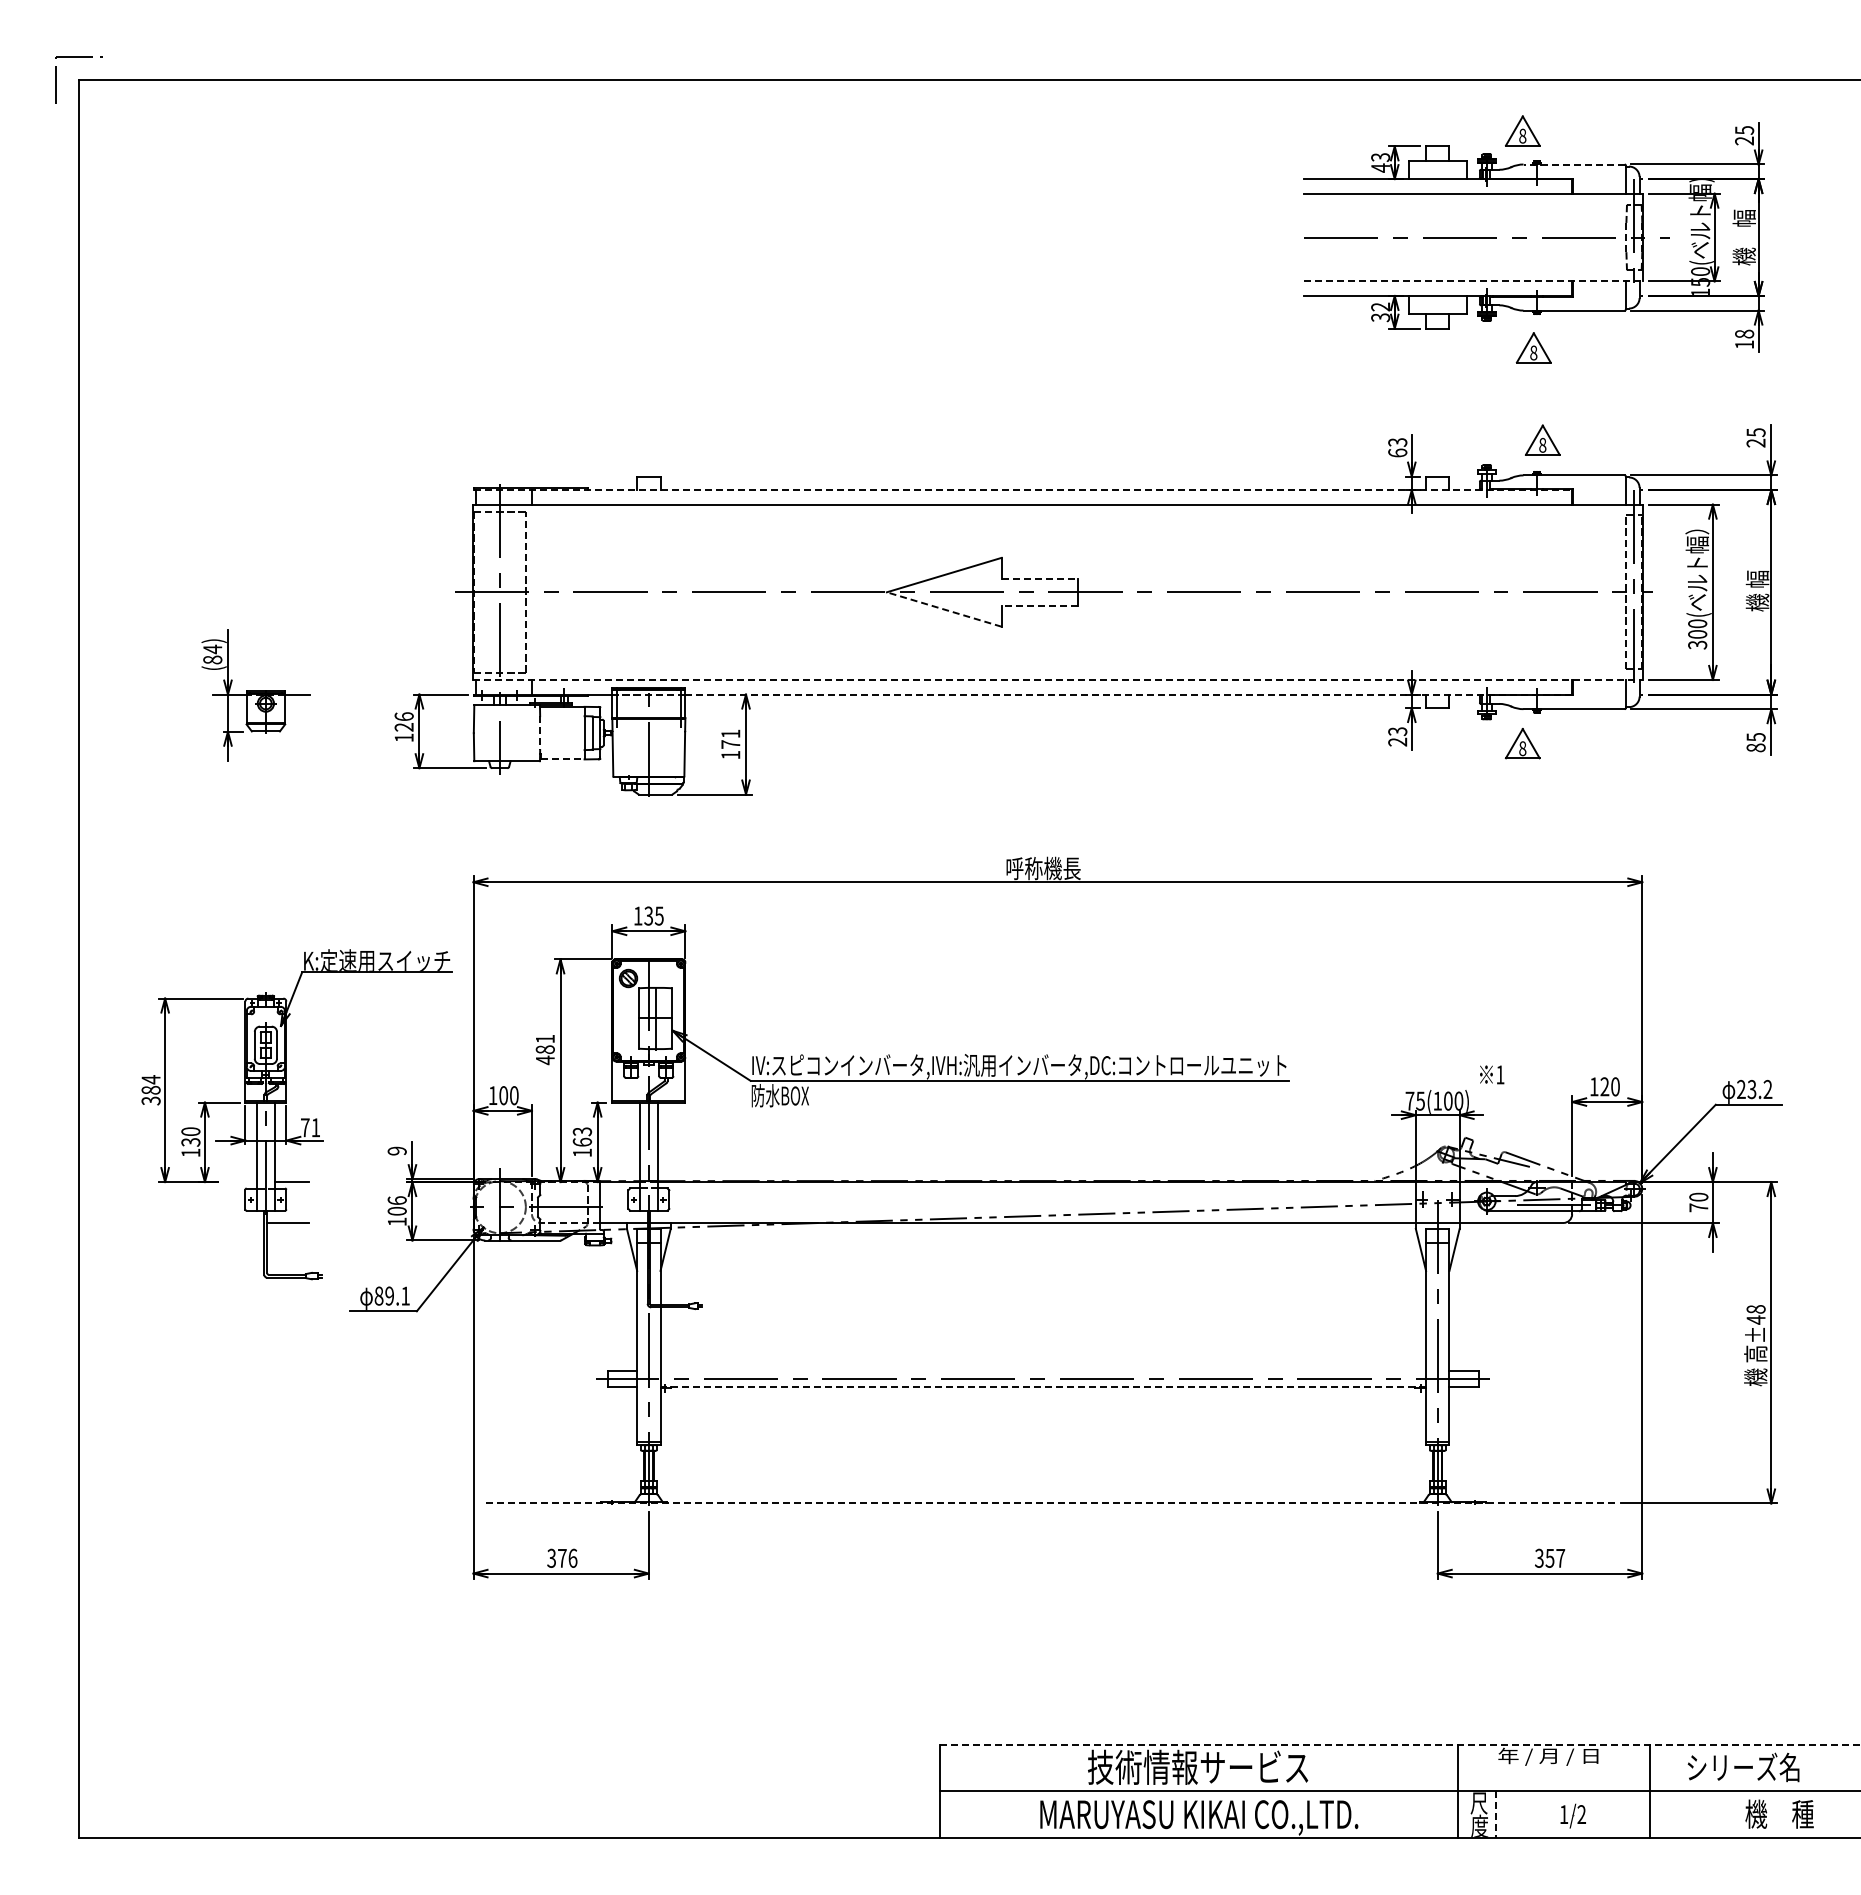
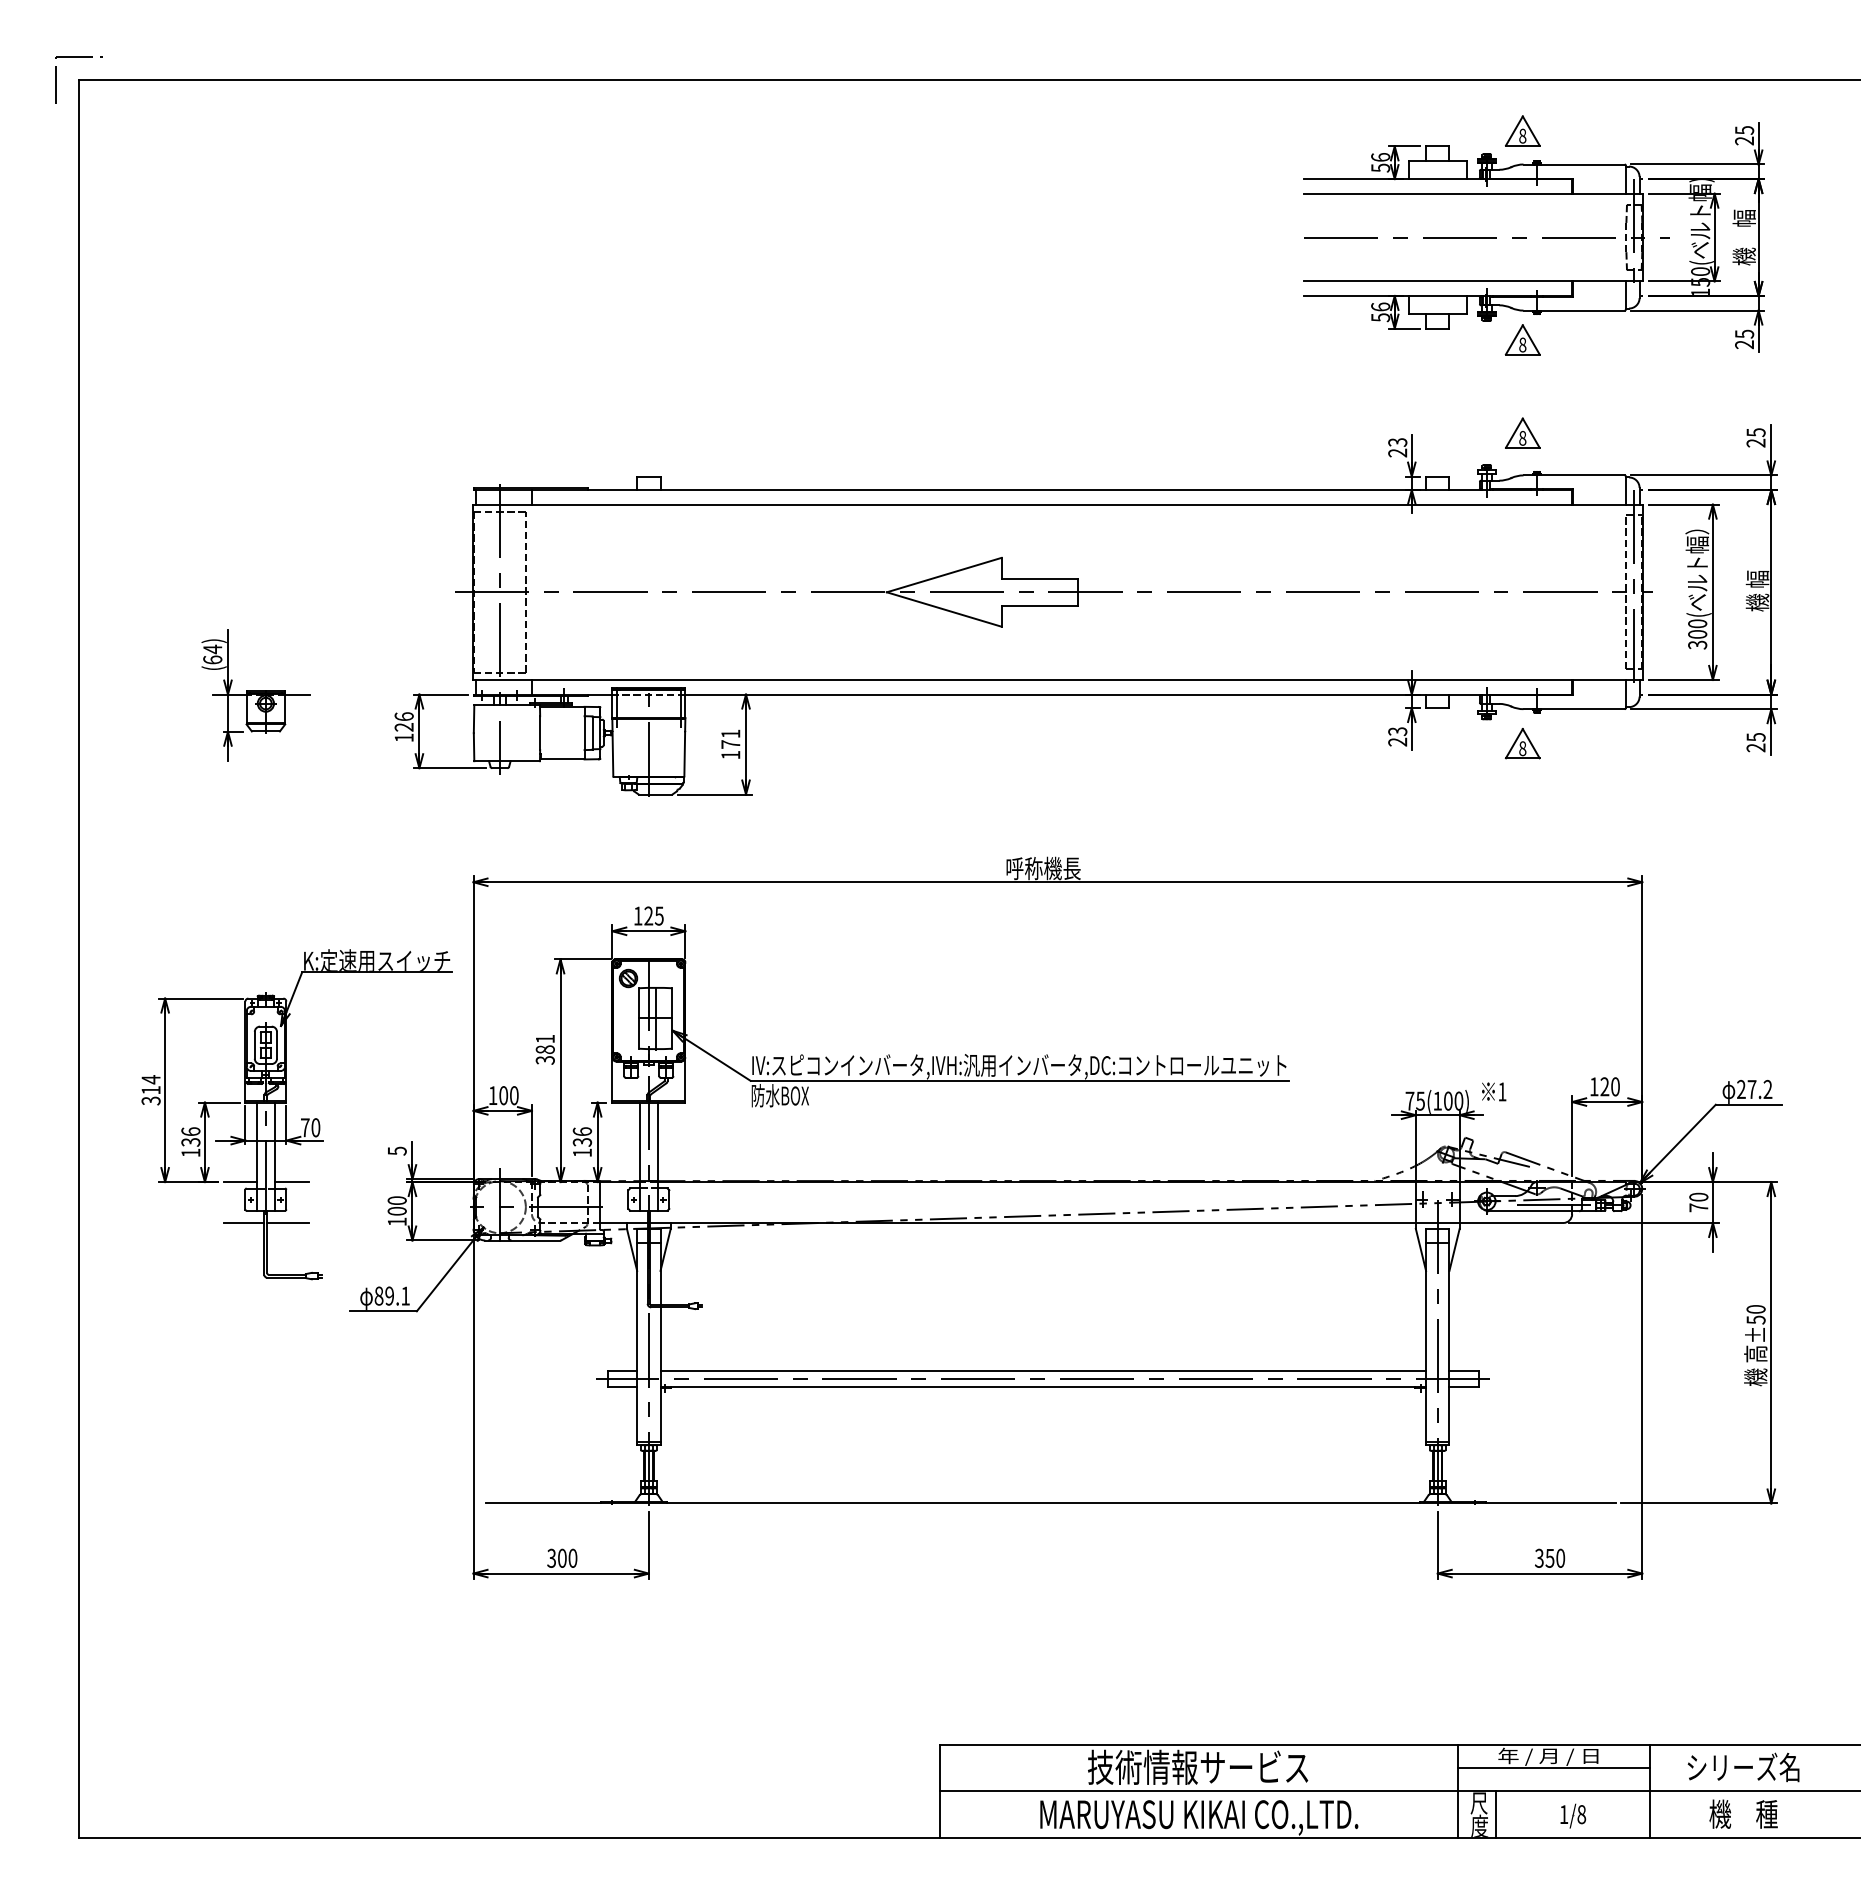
text: 43 -> 56 (1380, 162)
line: dashed -> solid (1574, 164)
line: dashed -> solid (1473, 281)
text: 32 -> 56 (1380, 311)
text: 18 -> 25 (1744, 339)
part position: (1533, 347) -> (1522, 339) (1522, 339)
part position: (1542, 439) -> (1522, 432) (1522, 432)
text: 63 -> 23 (1397, 452)
line: dashed -> solid (1023, 490)
line: dashed -> solid (1040, 578)
line: dashed -> solid (1039, 606)
line: dashed -> solid (944, 609)
text: (84) -> (64) (212, 659)
line: dashed -> solid (1058, 679)
line: dashed -> solid (1128, 694)
line: dashed -> solid (540, 733)
text: 85 -> 25 (1755, 747)
line: dashed -> solid (562, 759)
text: 135 -> 125 (648, 916)
text: 481 -> 381 (544, 1060)
text position: (1492, 1074) -> (1494, 1091) (1494, 1091)
text: 384 -> 314 (150, 1089)
text: 23.2 -> 27.2 (1751, 1089)
text: 71 -> 70 (315, 1127)
text: 130 -> 136 (190, 1131)
text: 163 -> 136 (582, 1136)
text: 9 -> 5 (396, 1150)
line: none -> present (240, 1182)
text: 106 -> 100 (396, 1200)
line: none -> present (243, 1222)
text: ±48 -> ±50 (1755, 1314)
line: none -> present (1043, 1370)
line: dashed -> solid (1043, 1386)
line: dashed -> solid (1050, 1503)
text: 376 -> 300 (567, 1557)
text: 357 -> 350 (1560, 1557)
line: dashed -> solid (1400, 1744)
line: none -> present (1554, 1767)
text position: (1779, 1813) -> (1743, 1813) (1743, 1813)
text: 1/2 -> 1/8 (1581, 1814)
line: dashed -> solid (1495, 1815)
